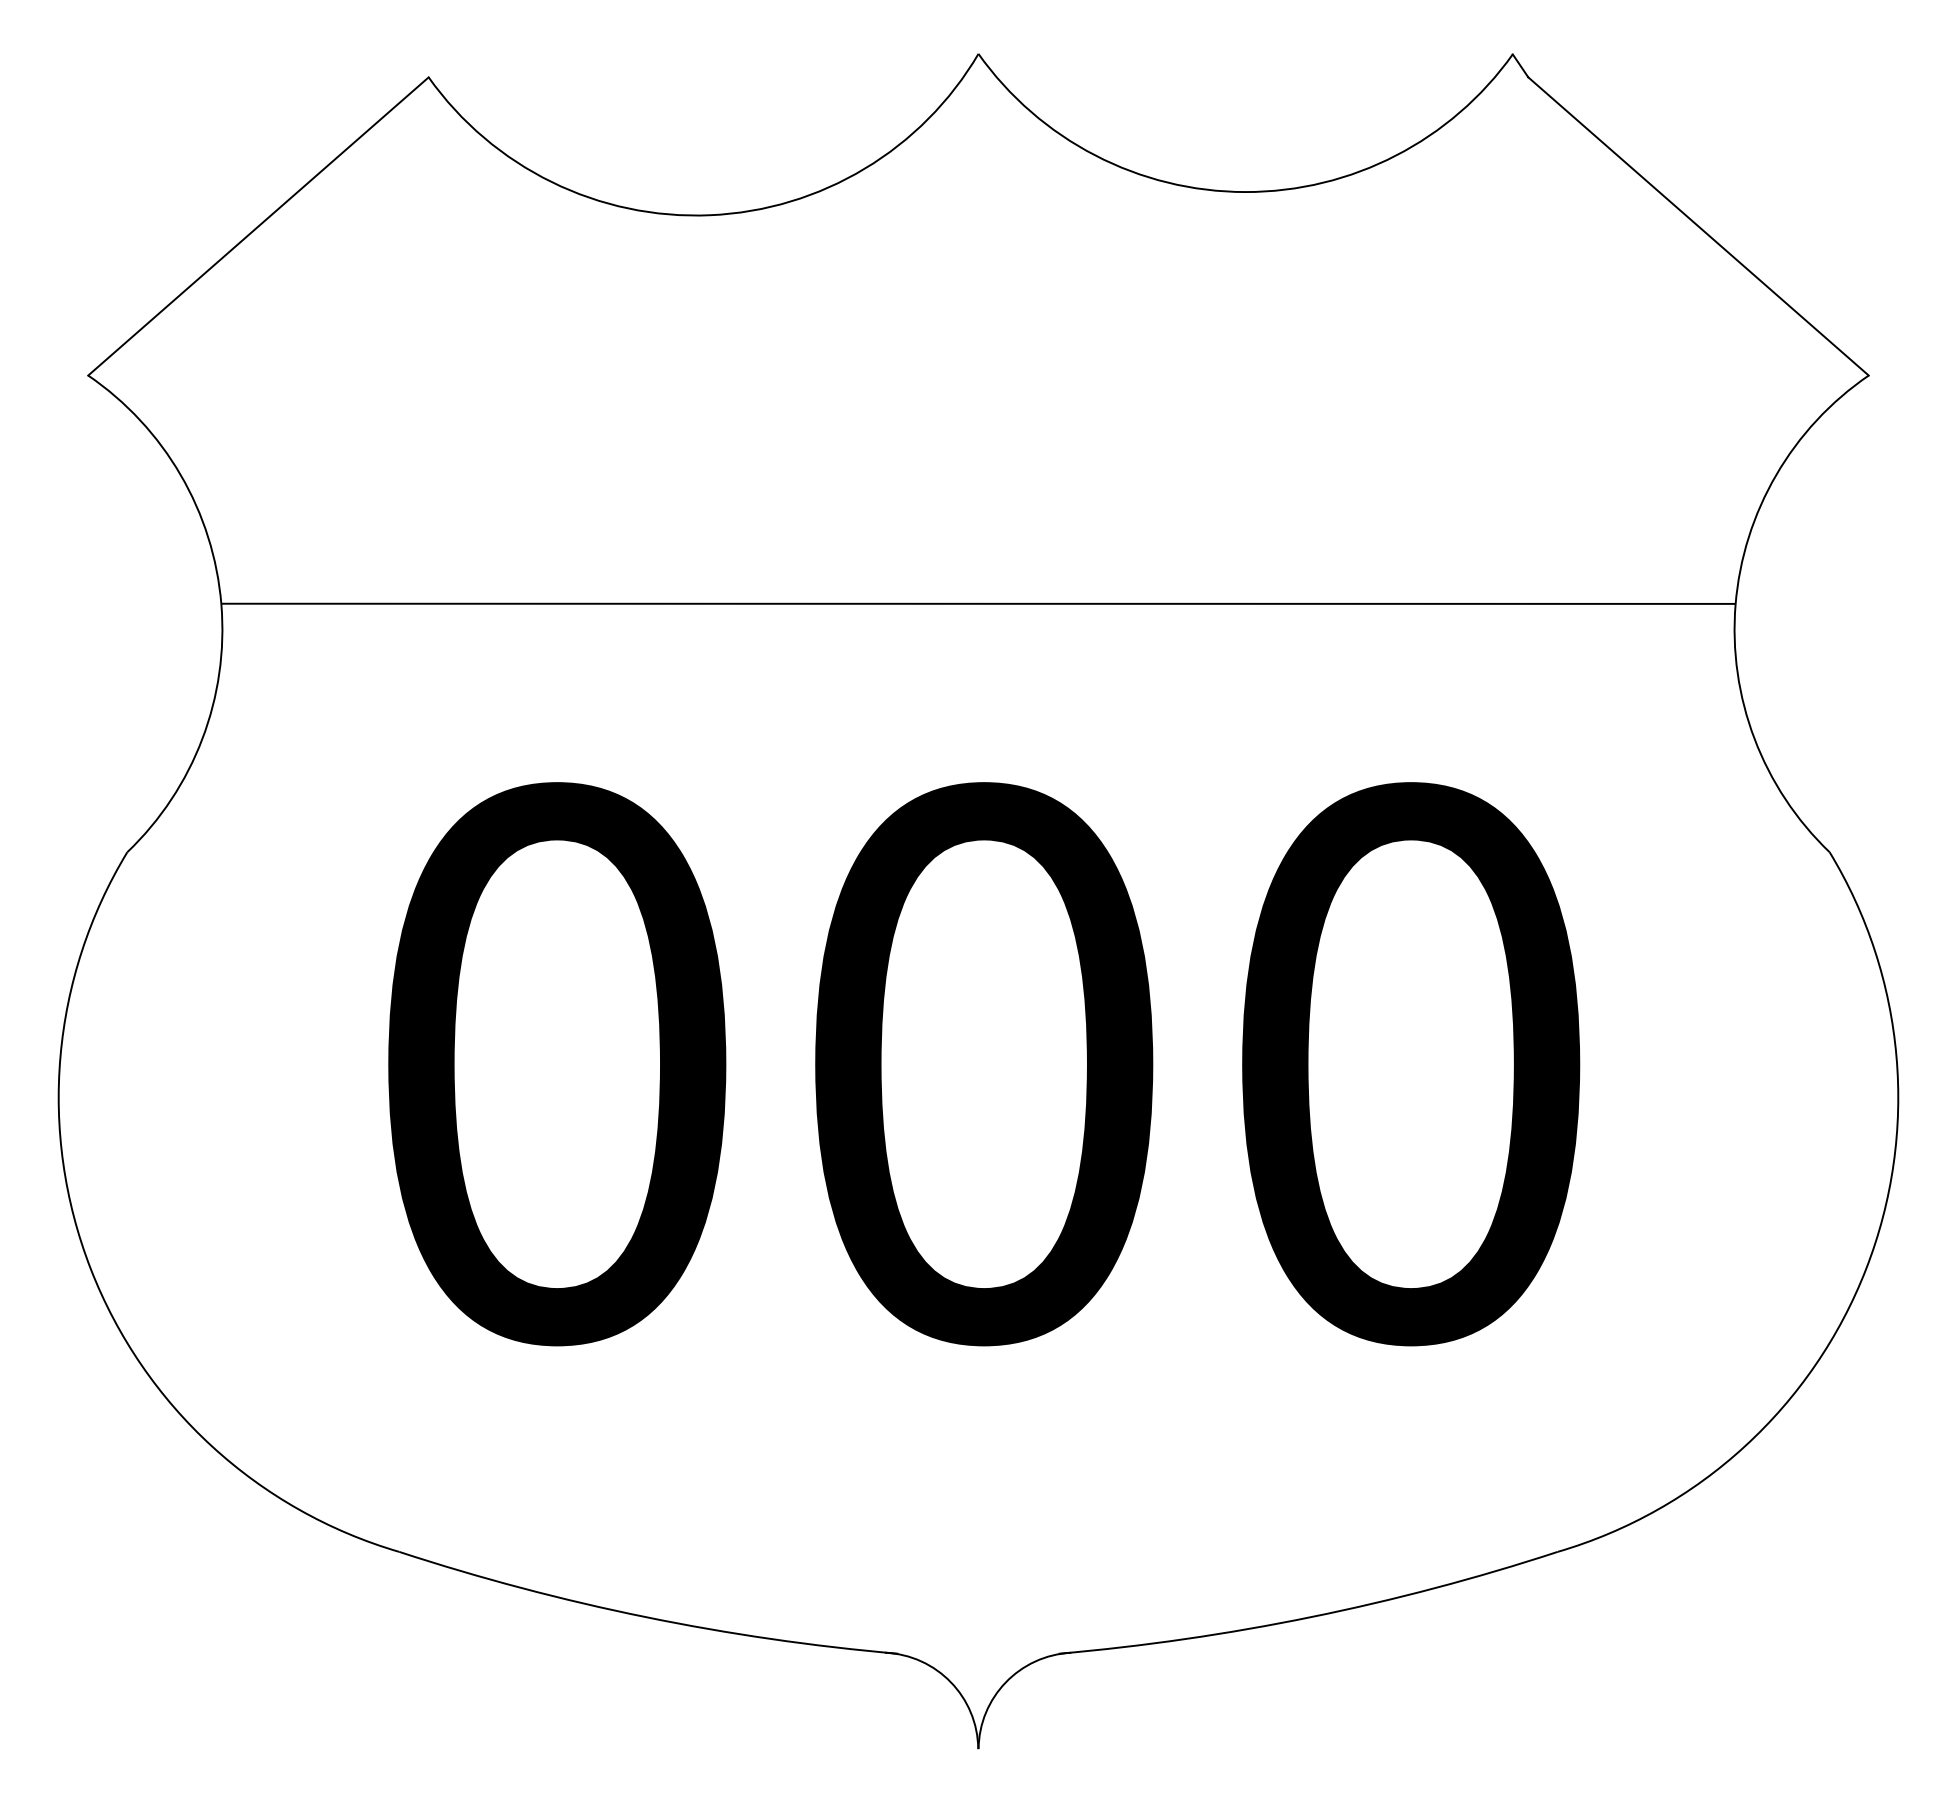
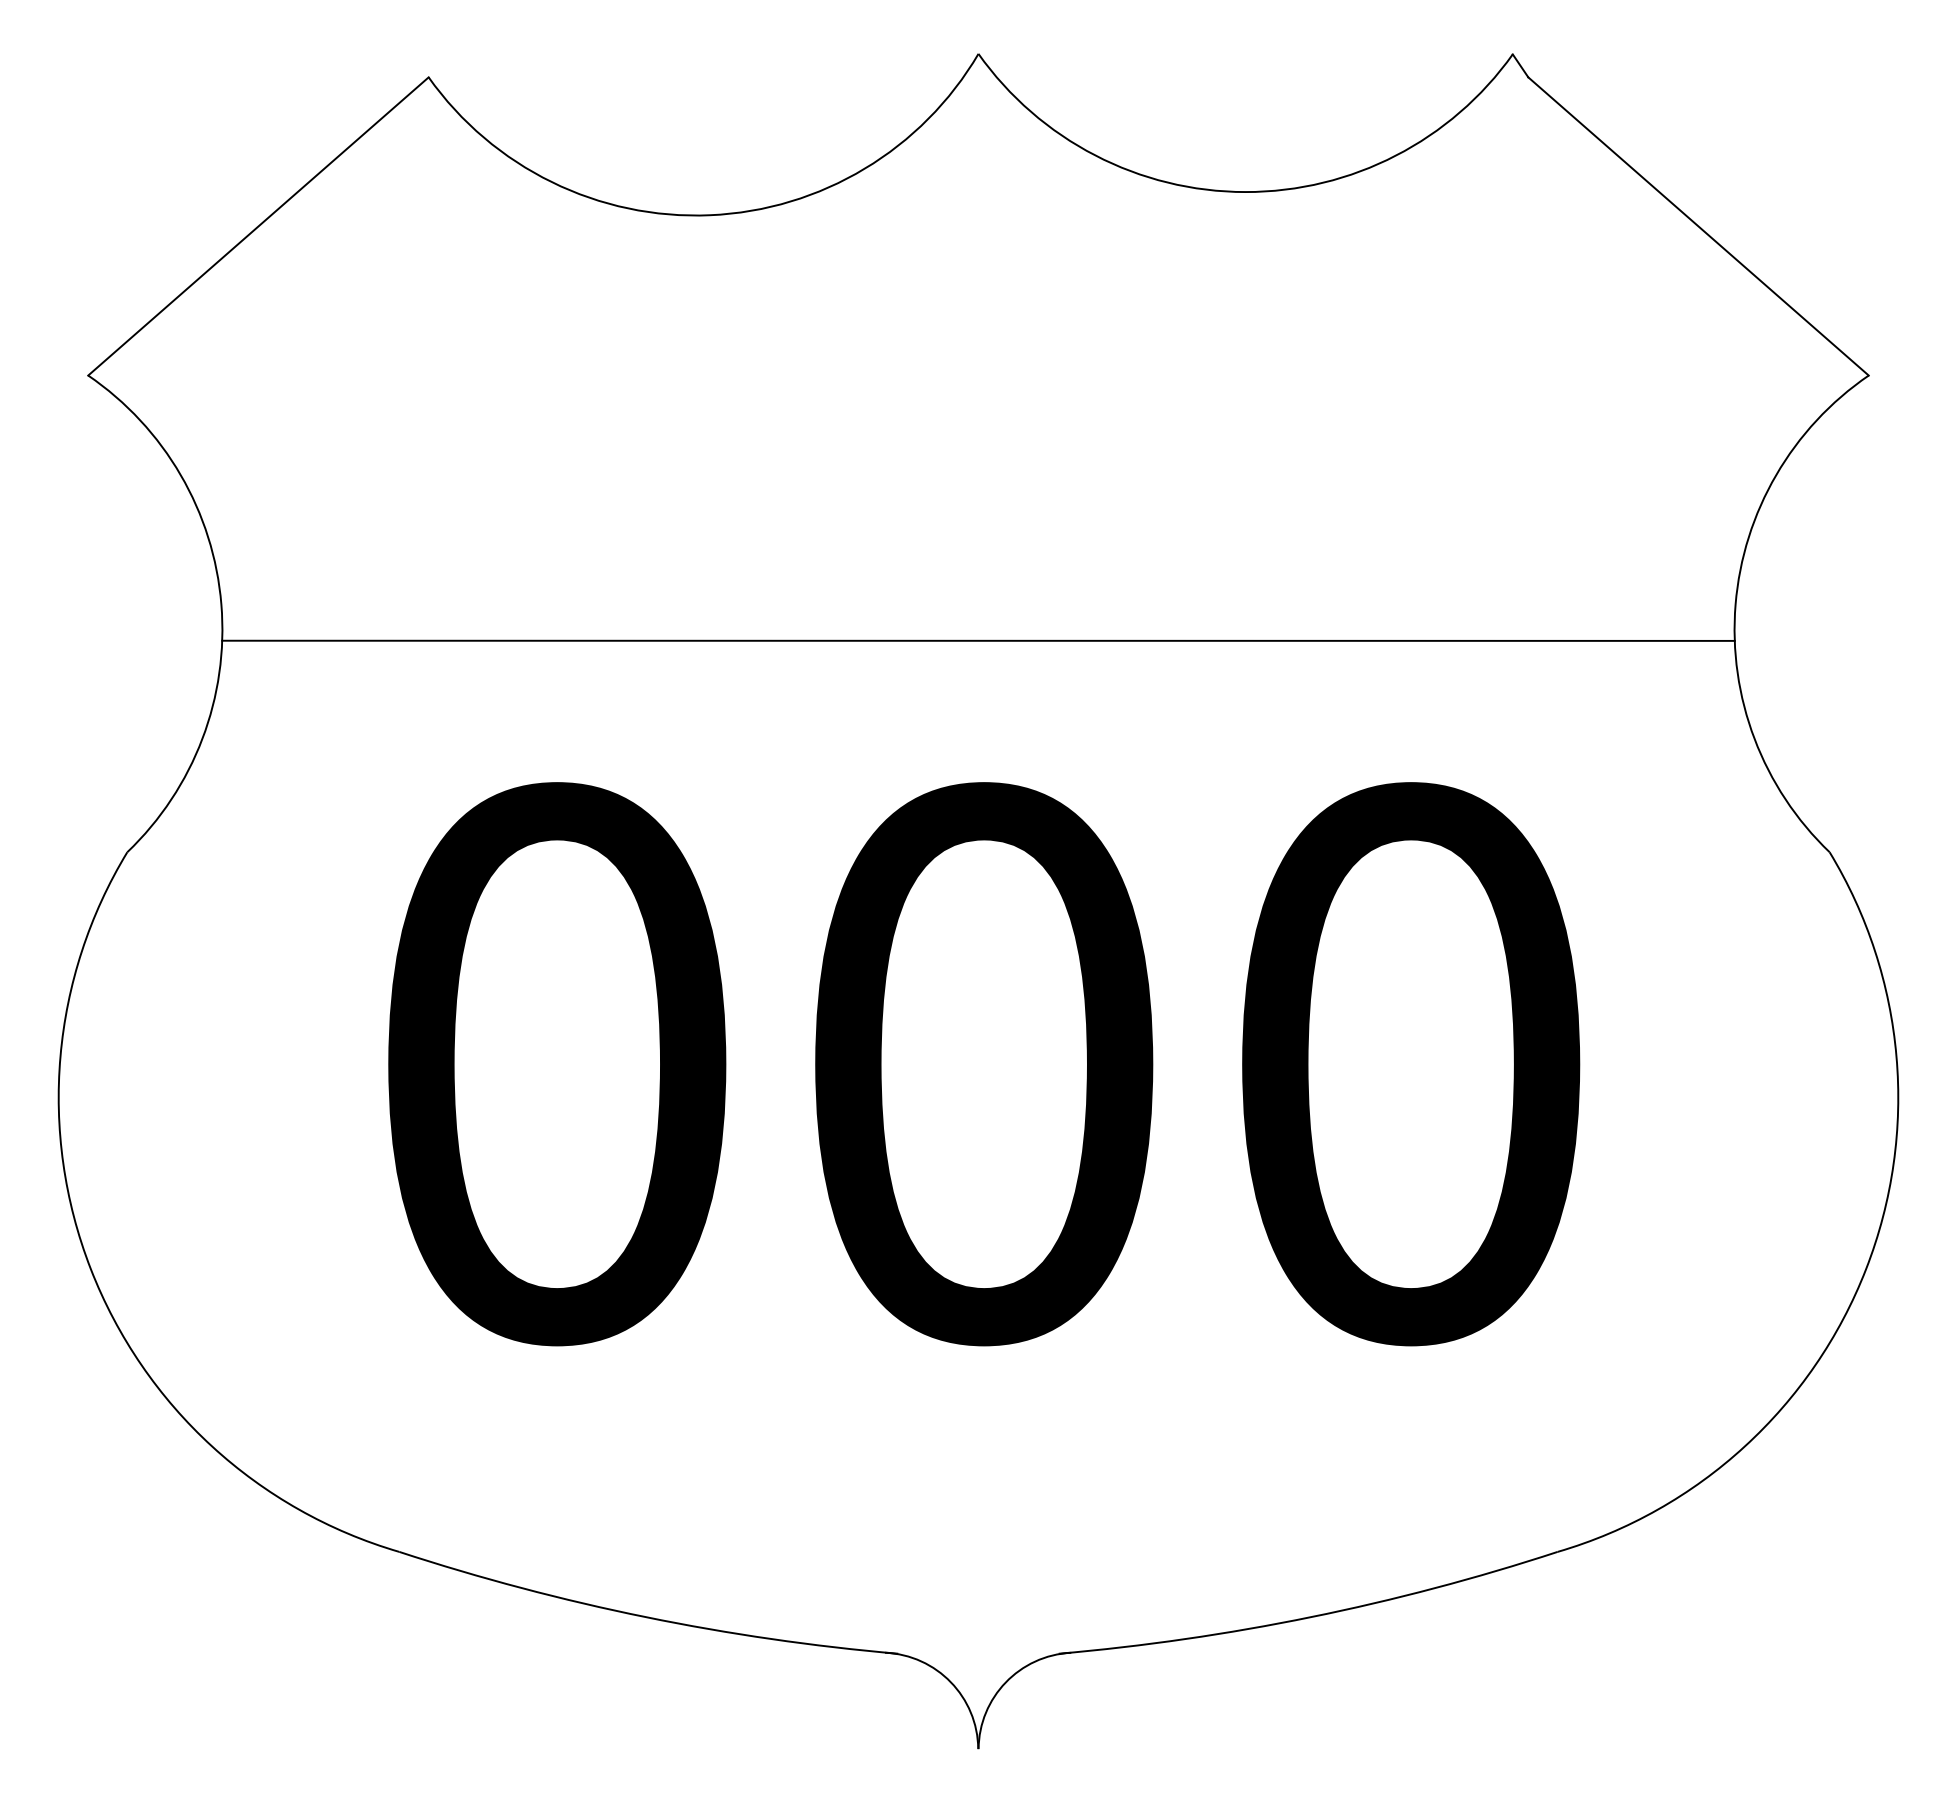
line position: (978, 603) -> (978, 640) (978, 640)
